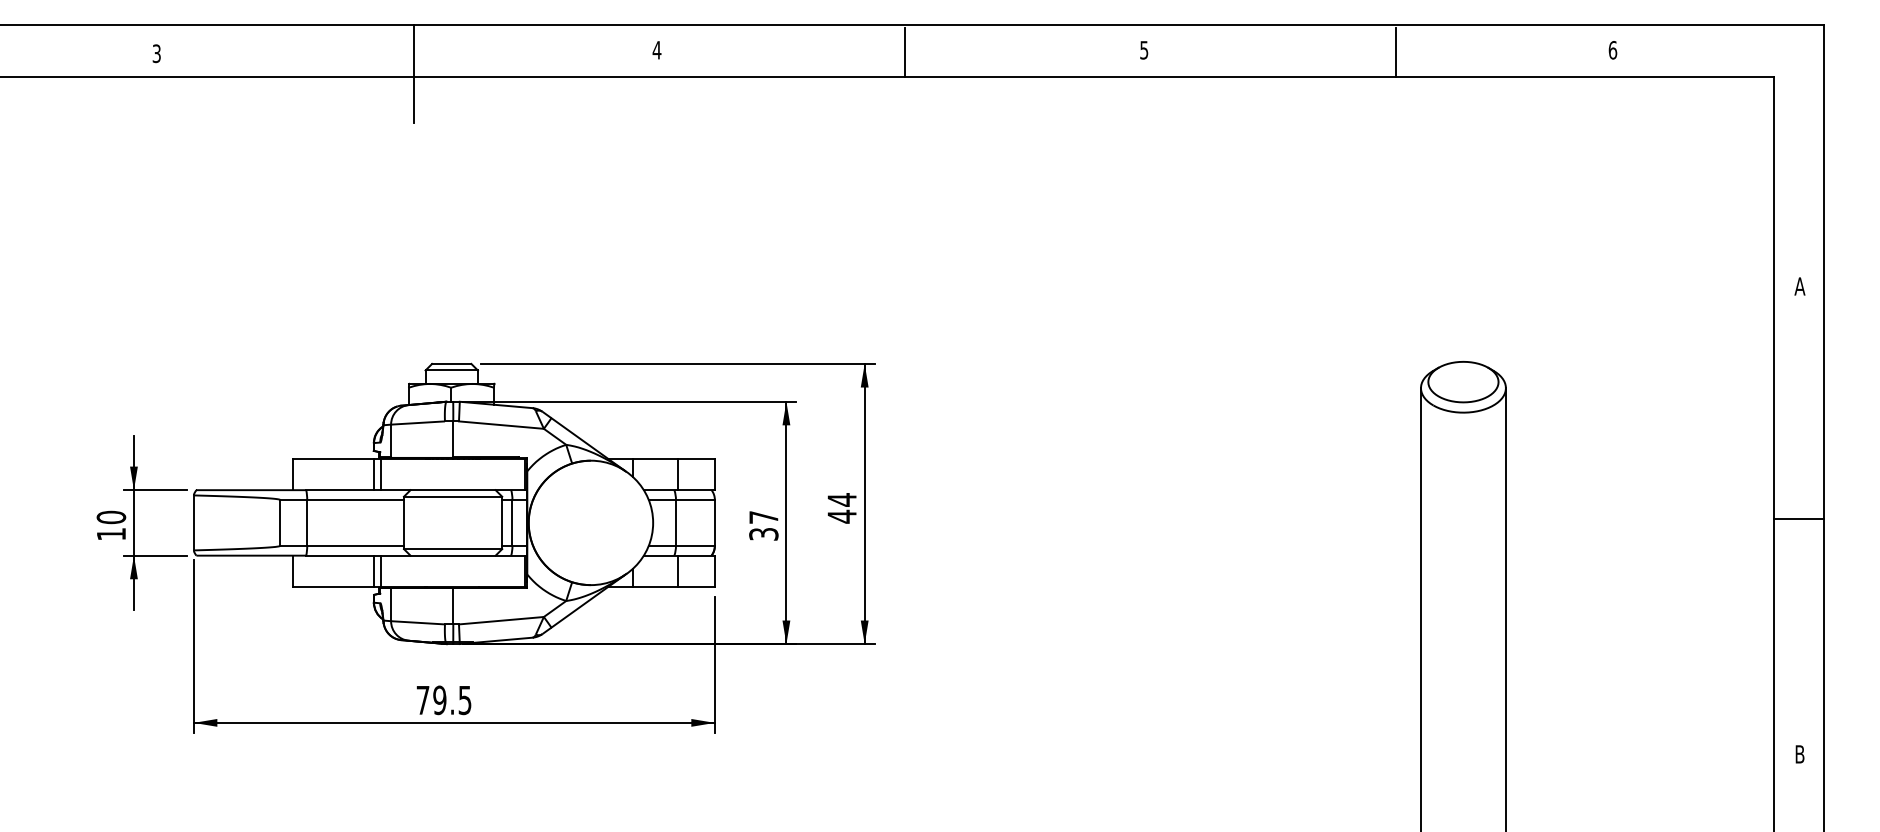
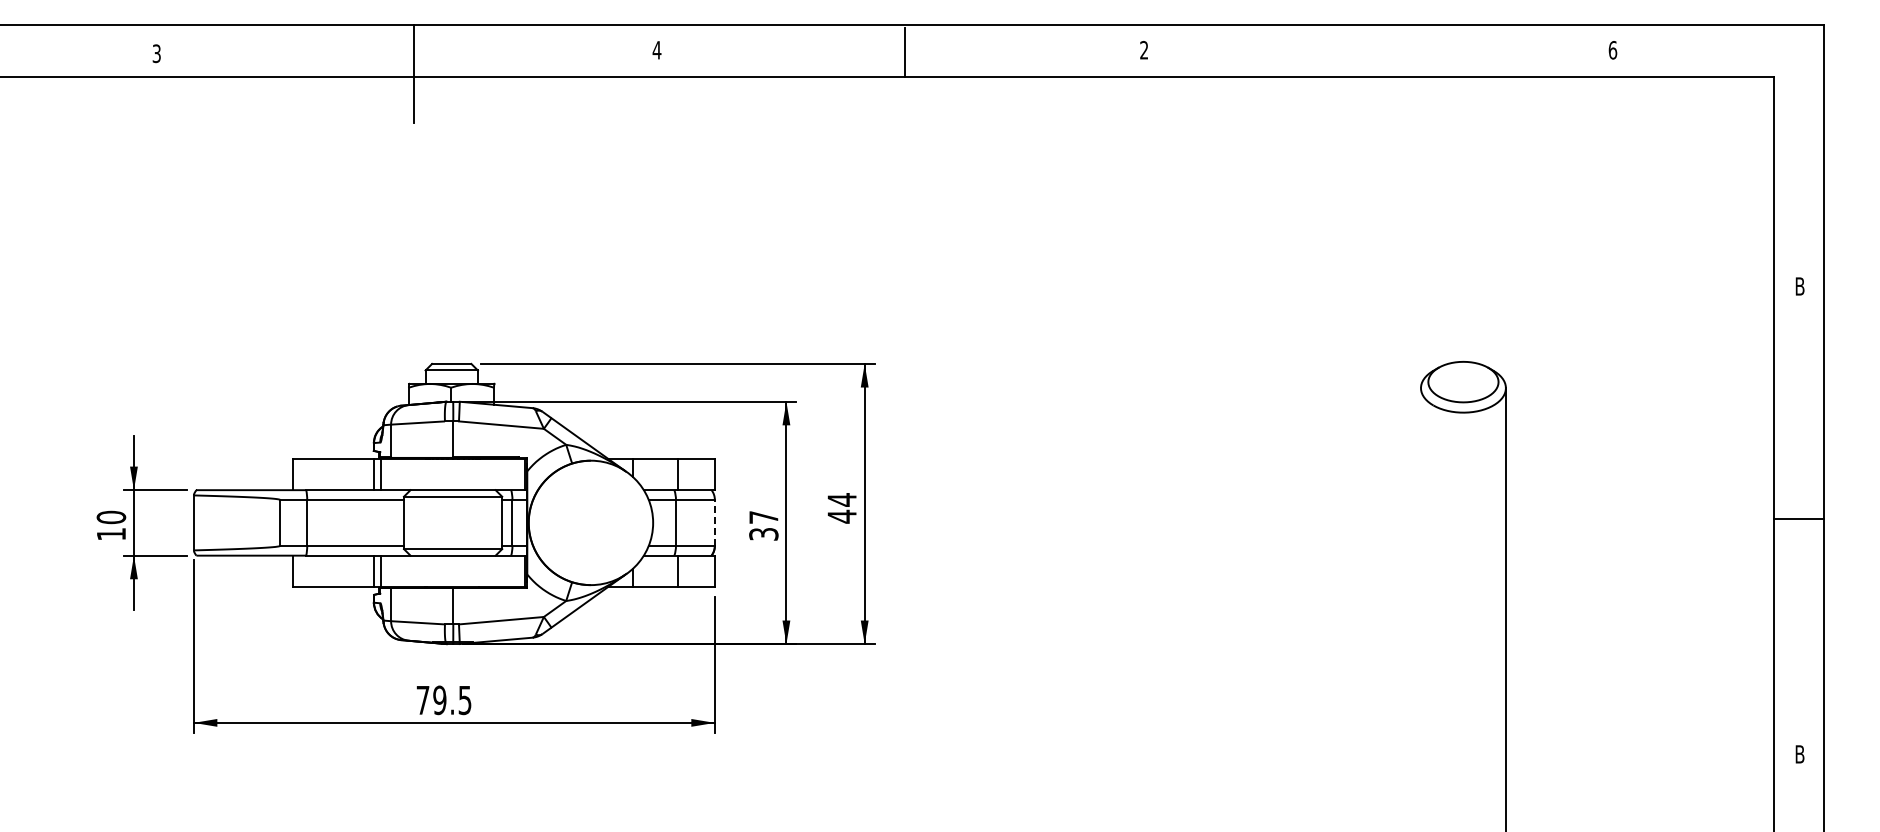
text: 5 -> 2 (1144, 49)
line: present -> none (1396, 52)
text: A -> B (1799, 286)
line: solid -> dashed (714, 522)
line: present -> none (1420, 608)
